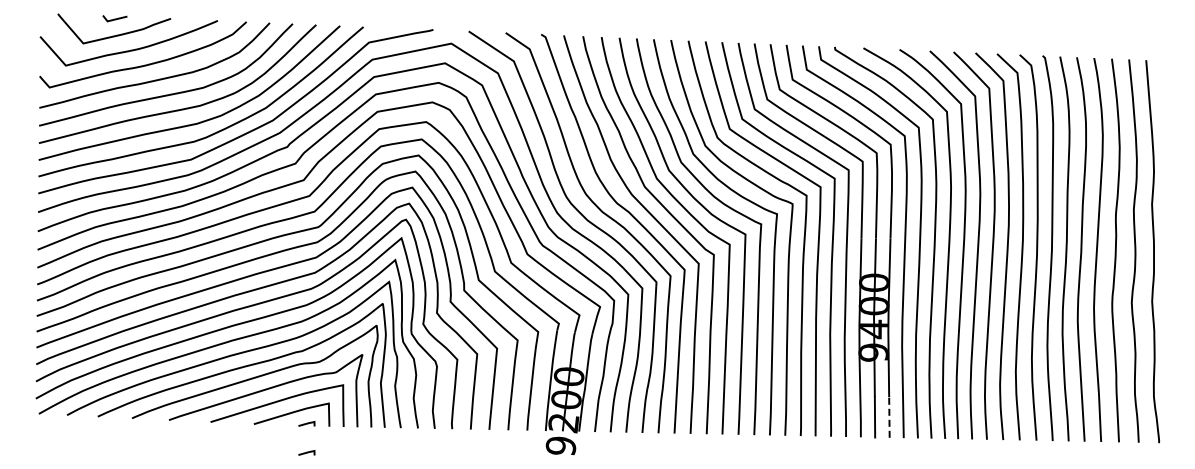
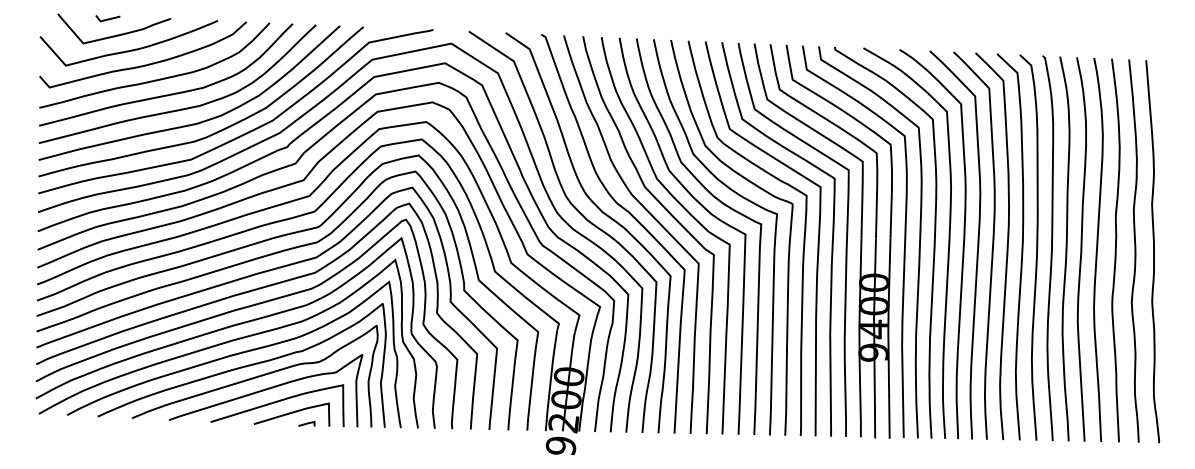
line position: (114, 18) -> (107, 18) (107, 18)
line: dashed -> solid (889, 417)
line: present -> none (306, 452)
